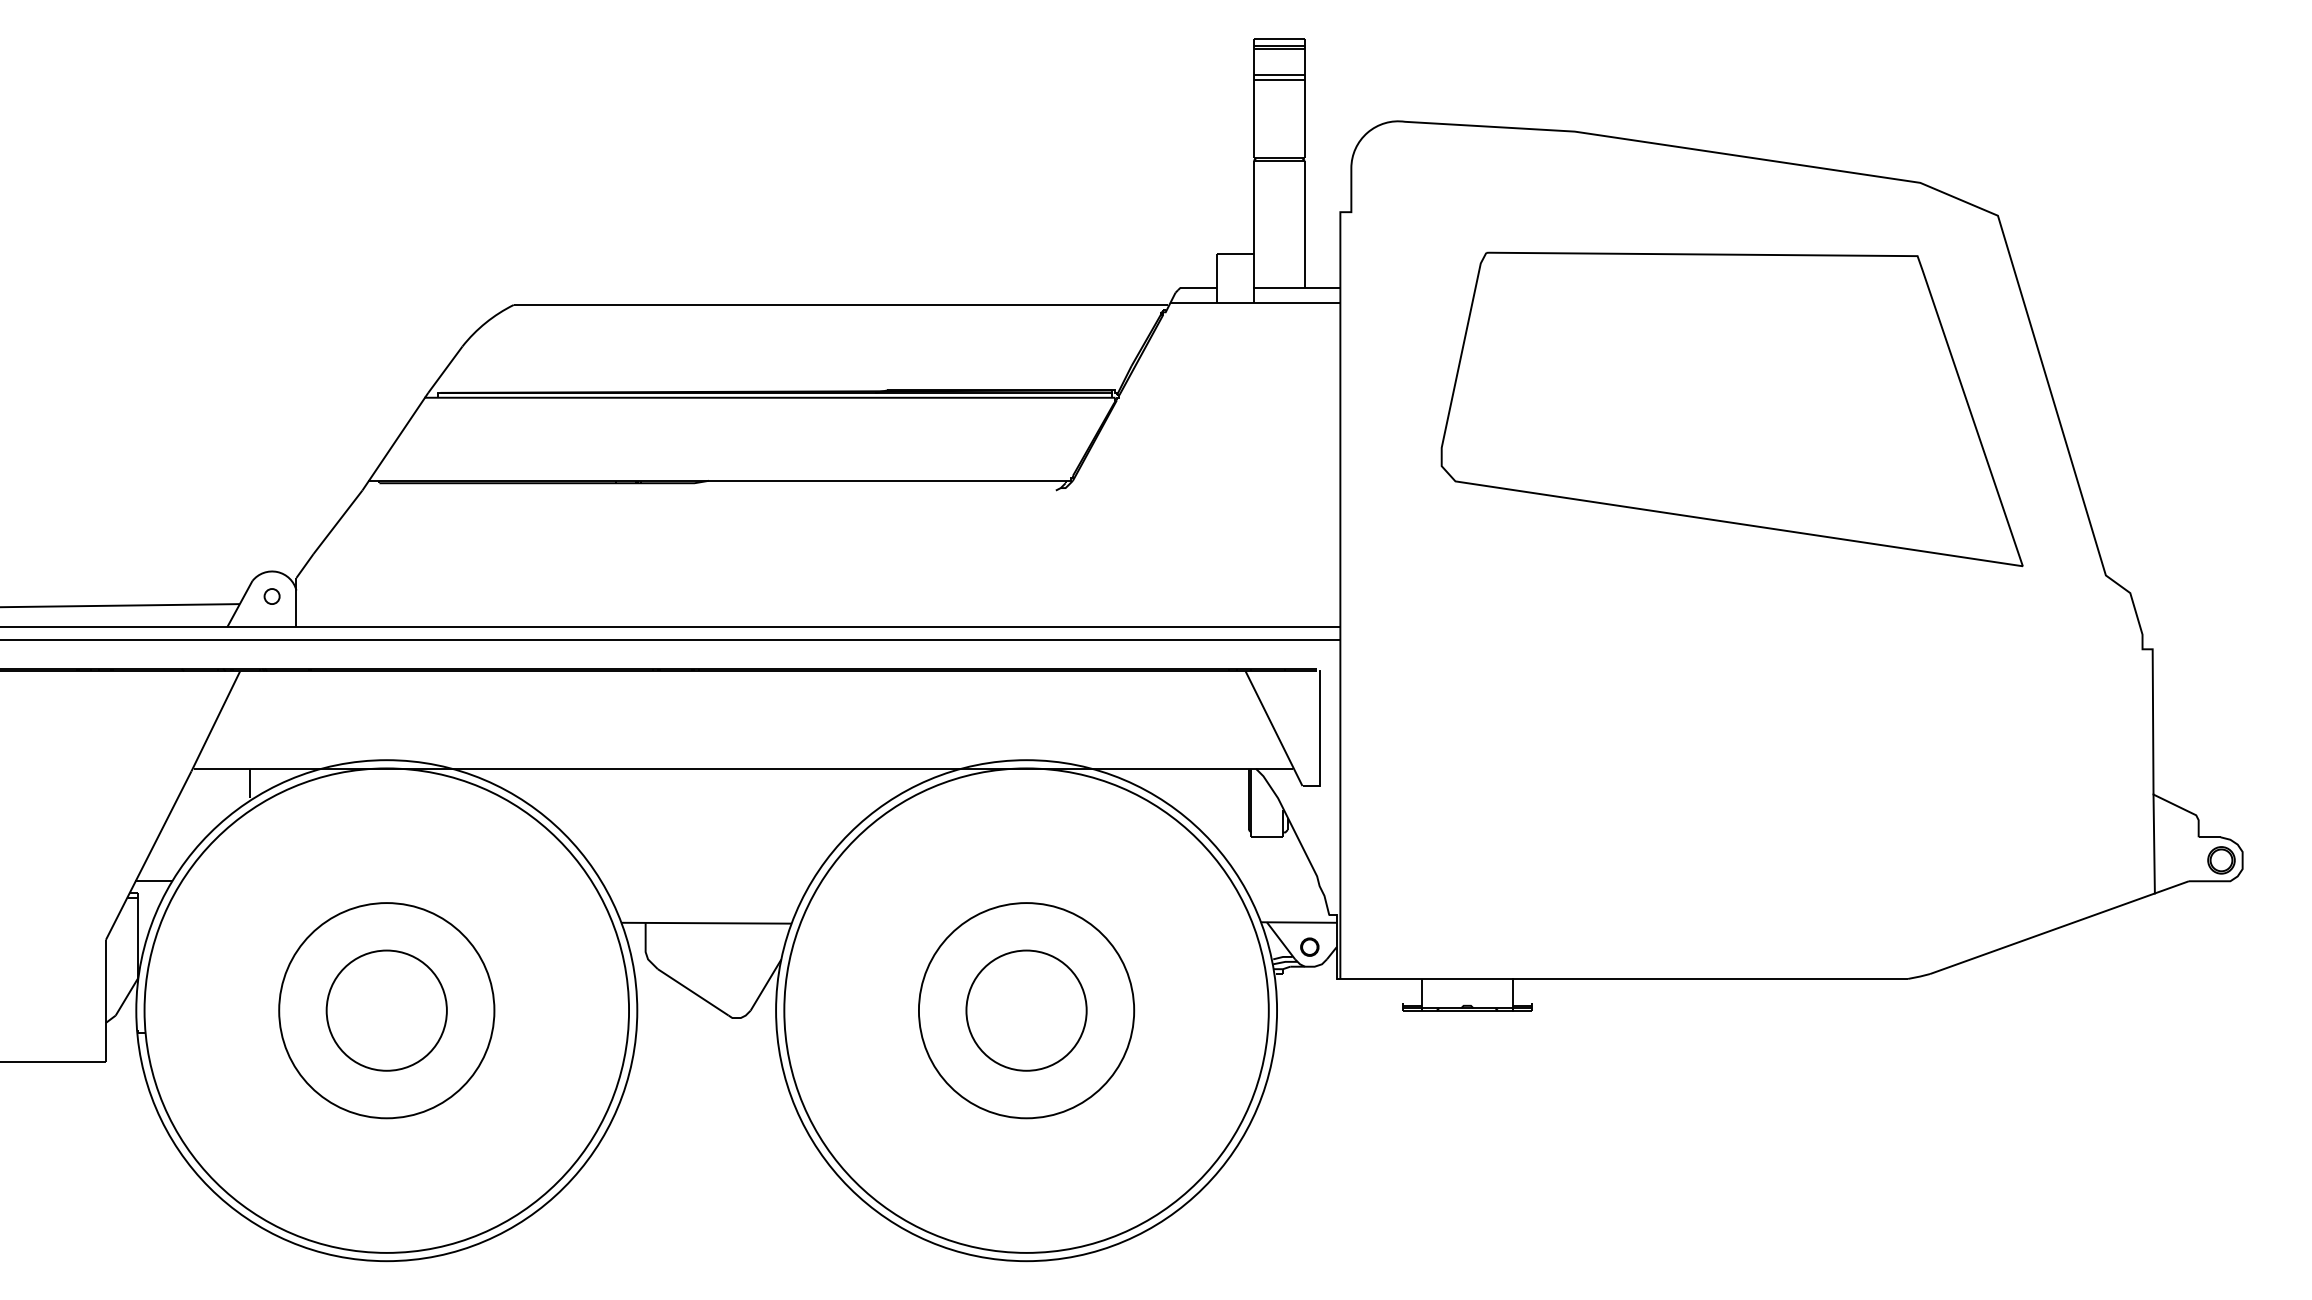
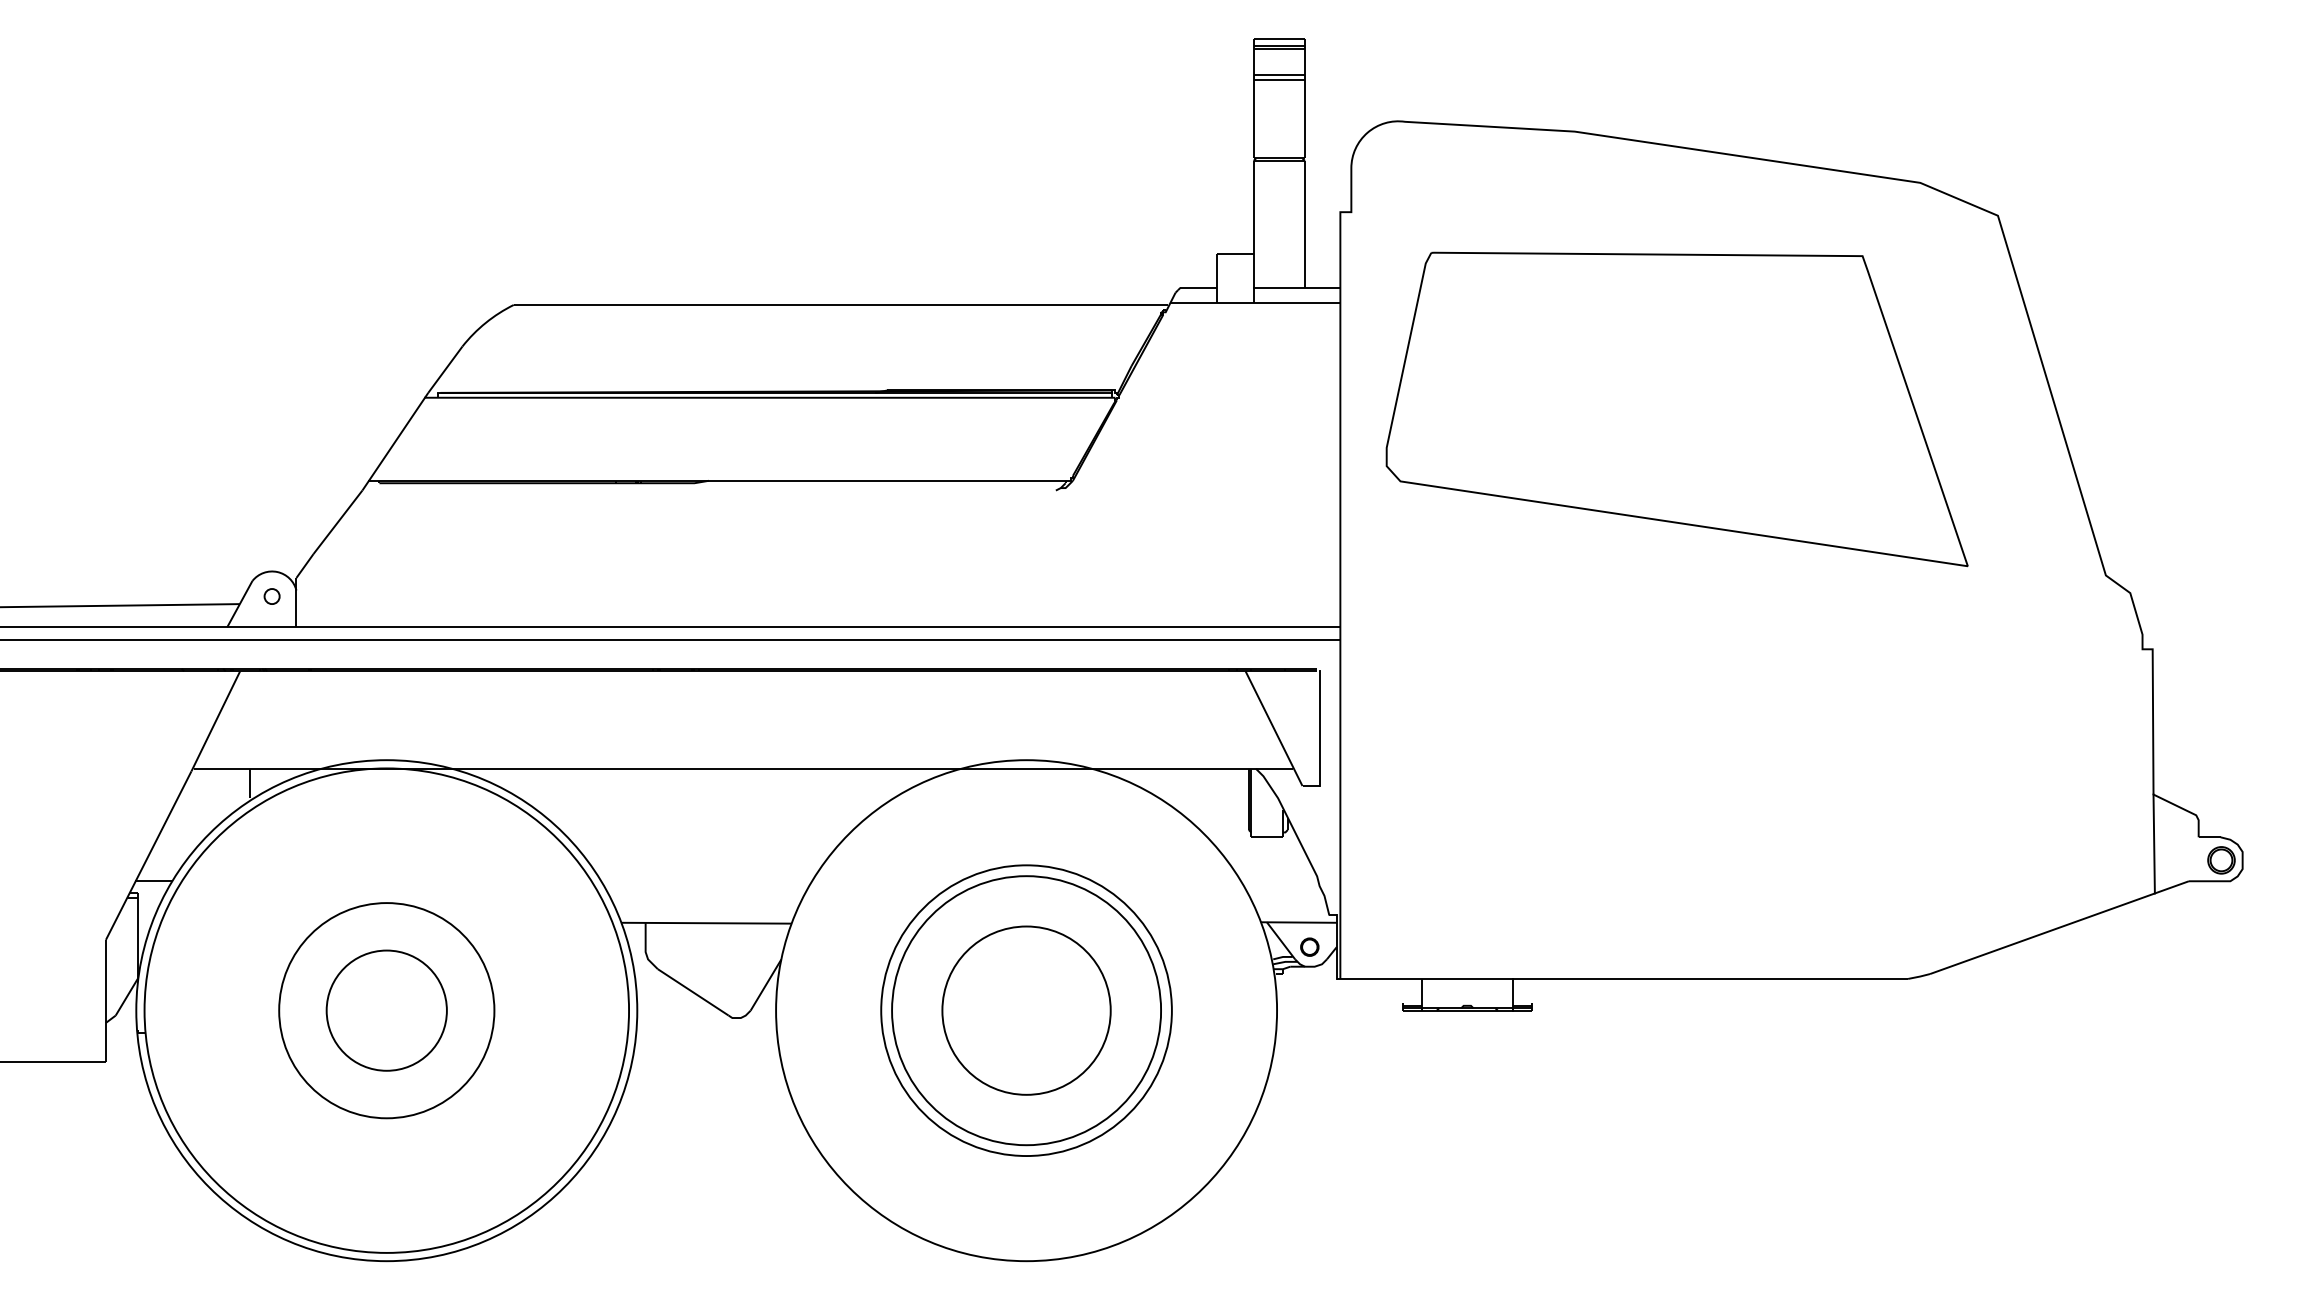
part position: (1731, 409) -> (1676, 409) (1676, 409)
circle diameter: 120 px -> 168 px (1026, 1010)
circle diameter: 215 px -> 269 px (1026, 1010)
circle diameter: 484 px -> 291 px (1026, 1010)
